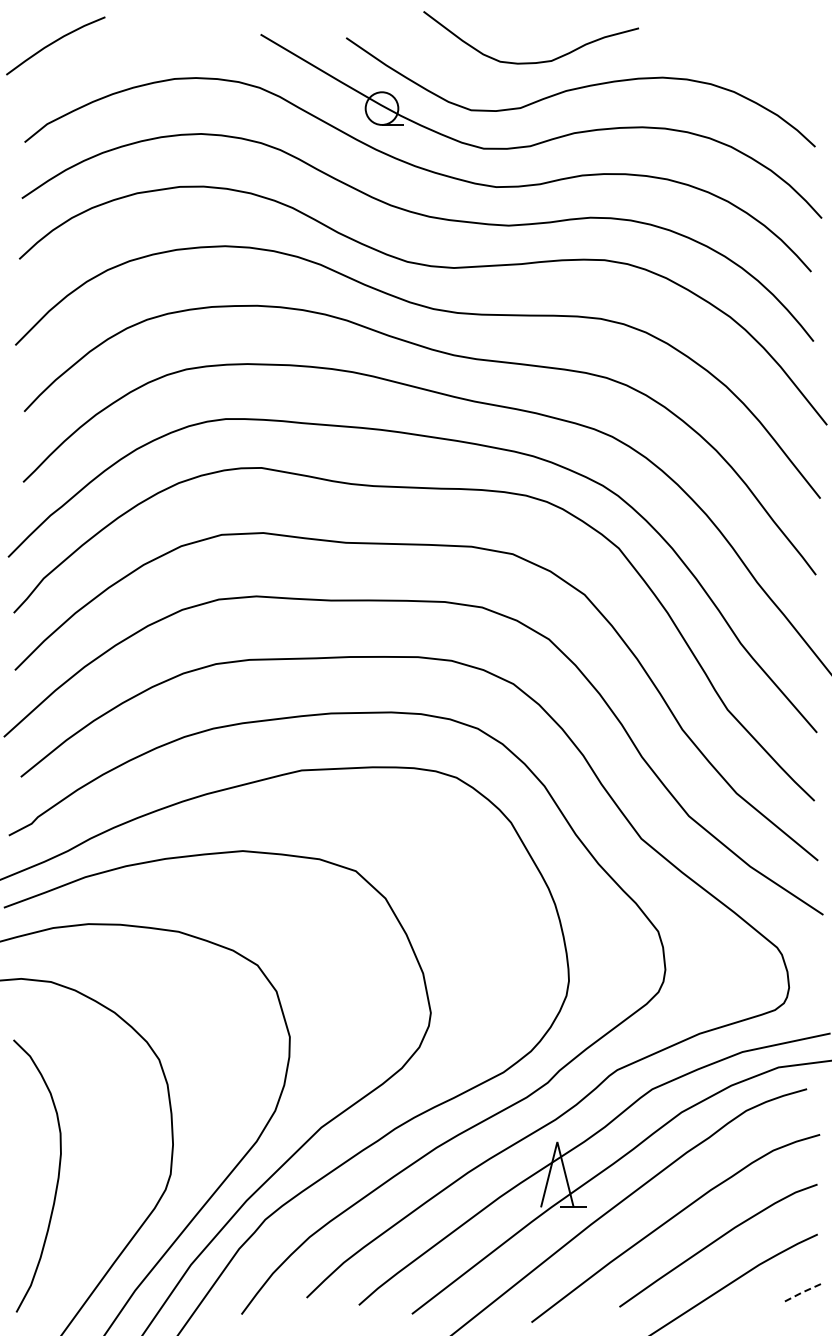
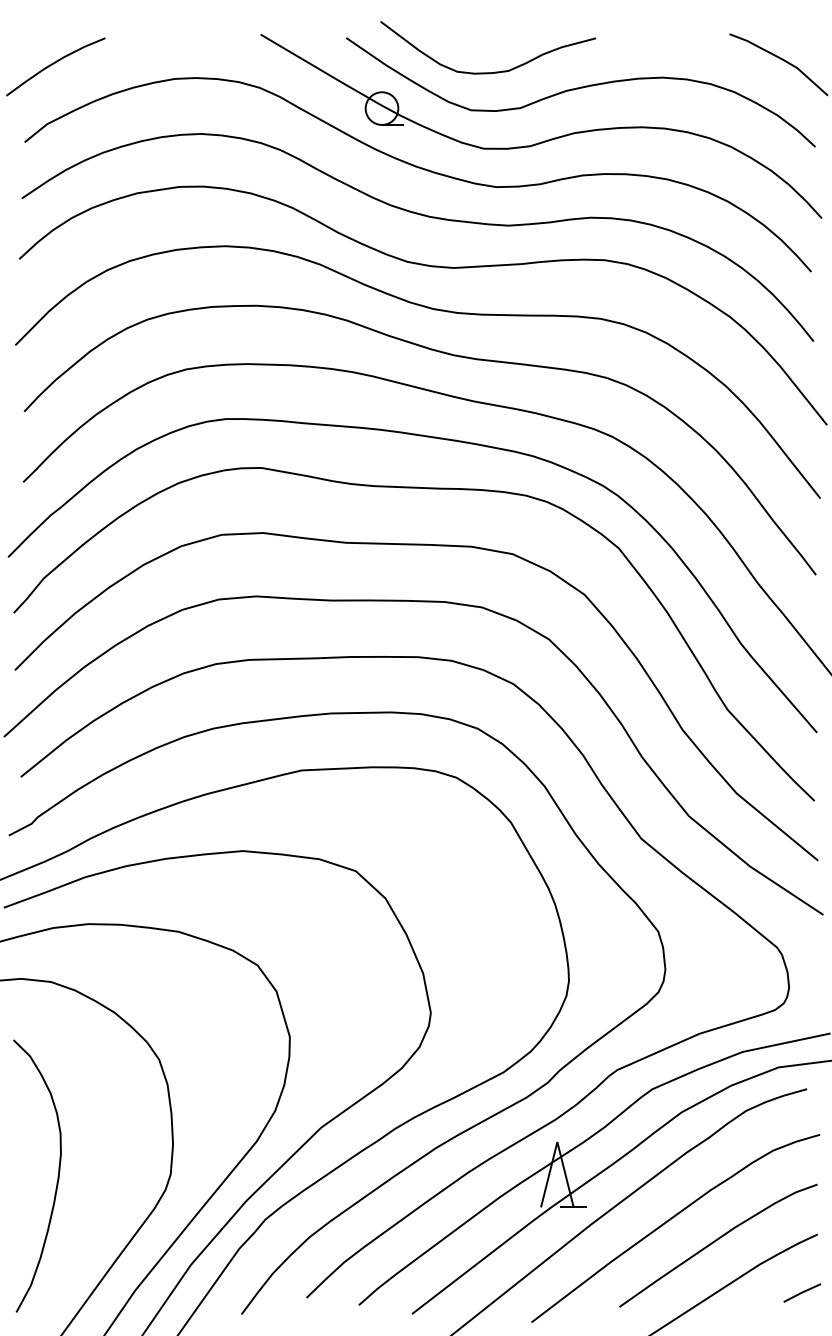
curve position: (53, 43) -> (53, 64) (53, 64)
line: none -> present (780, 59)
curve position: (537, 61) -> (494, 71) (494, 71)
line: dashed -> solid (802, 1292)
